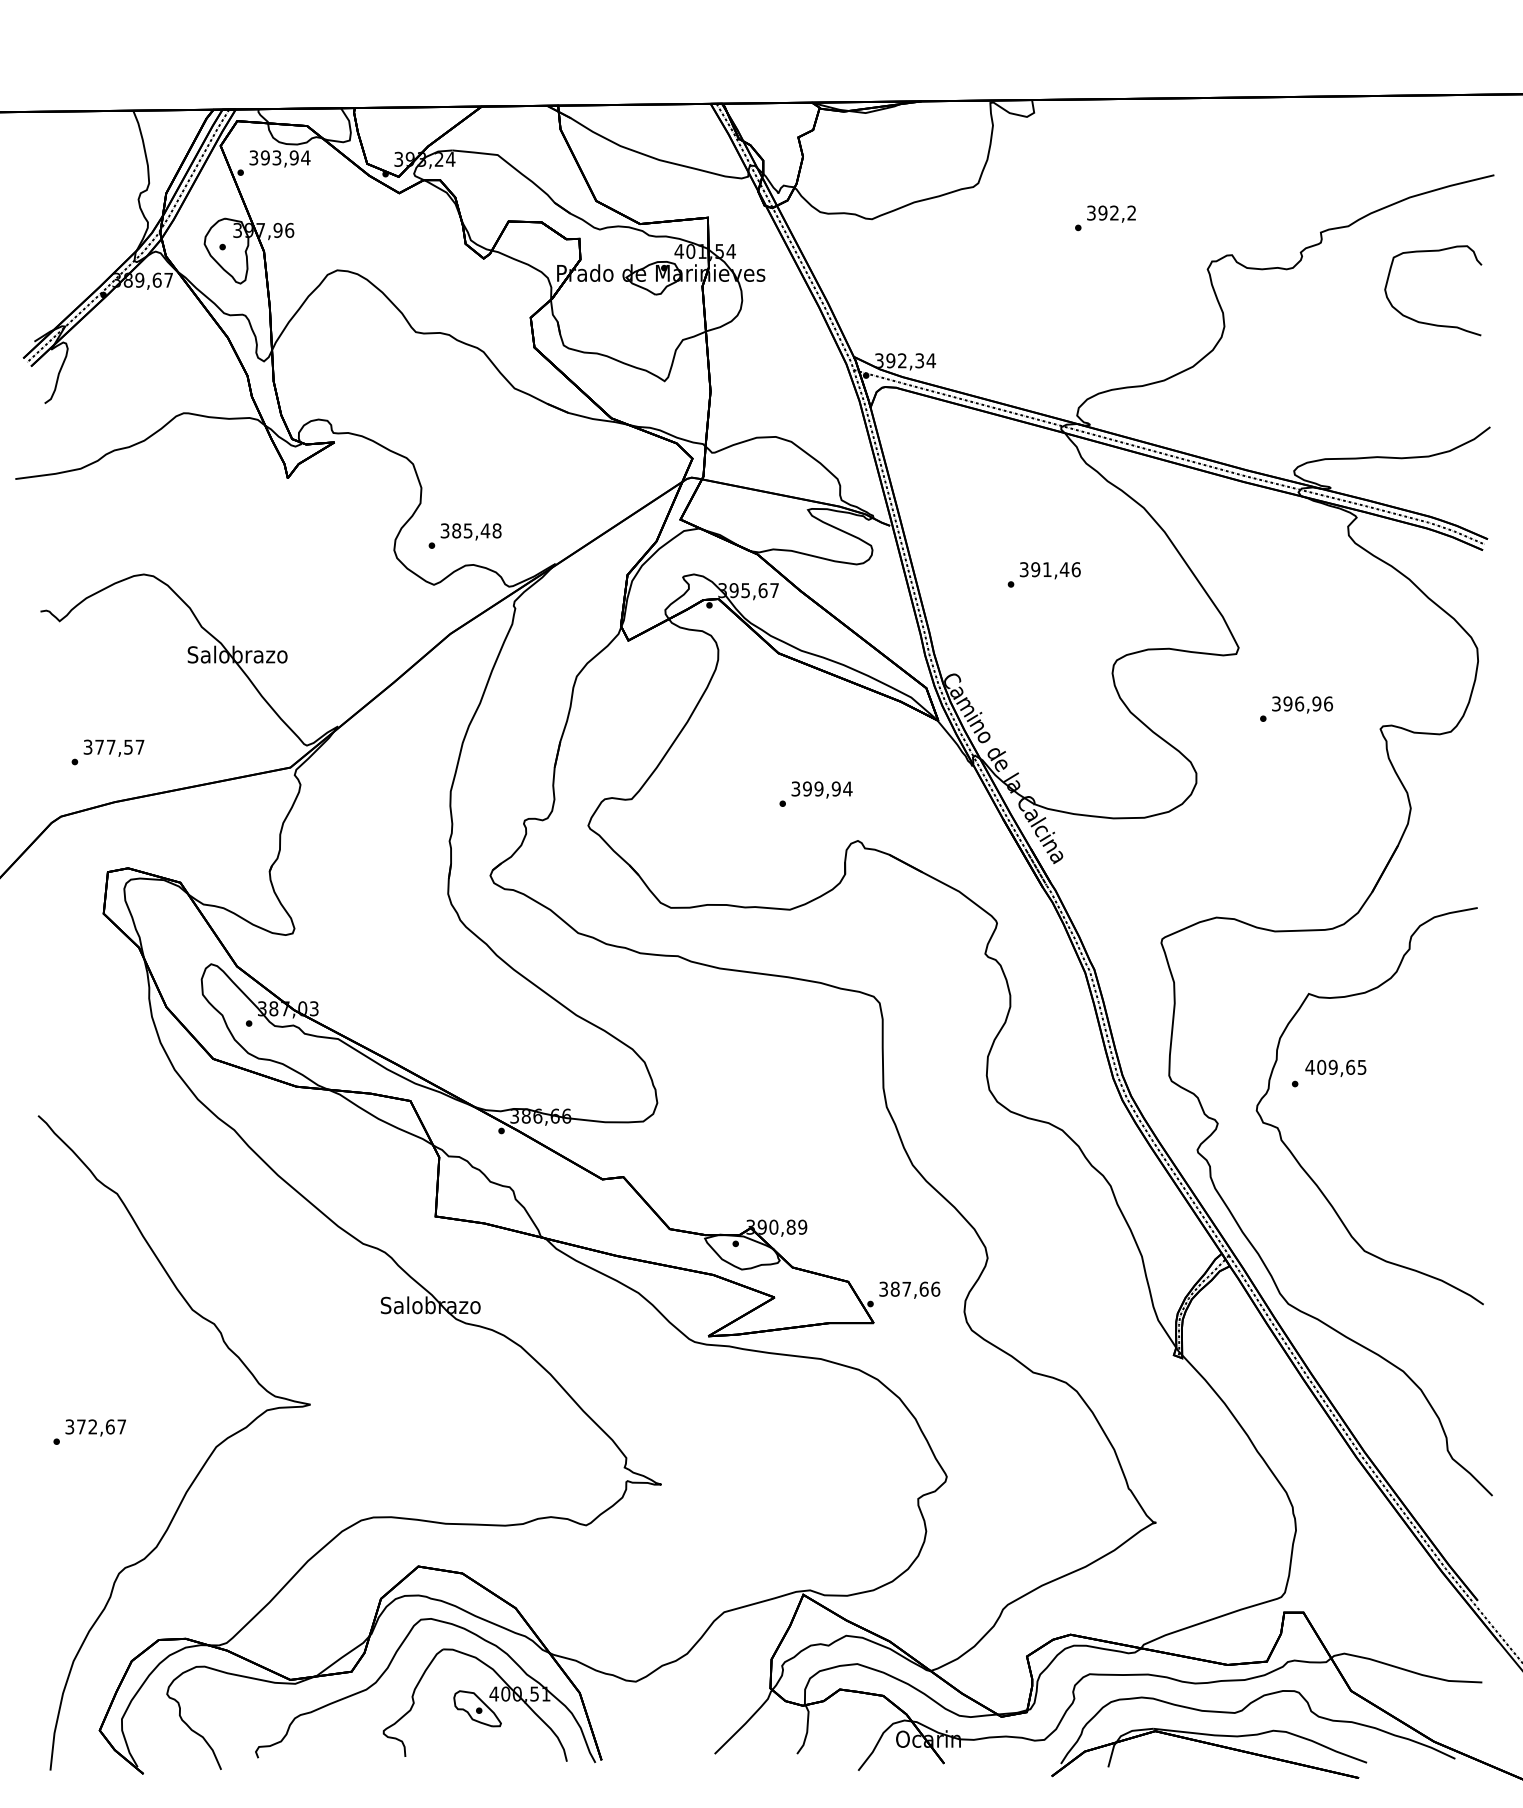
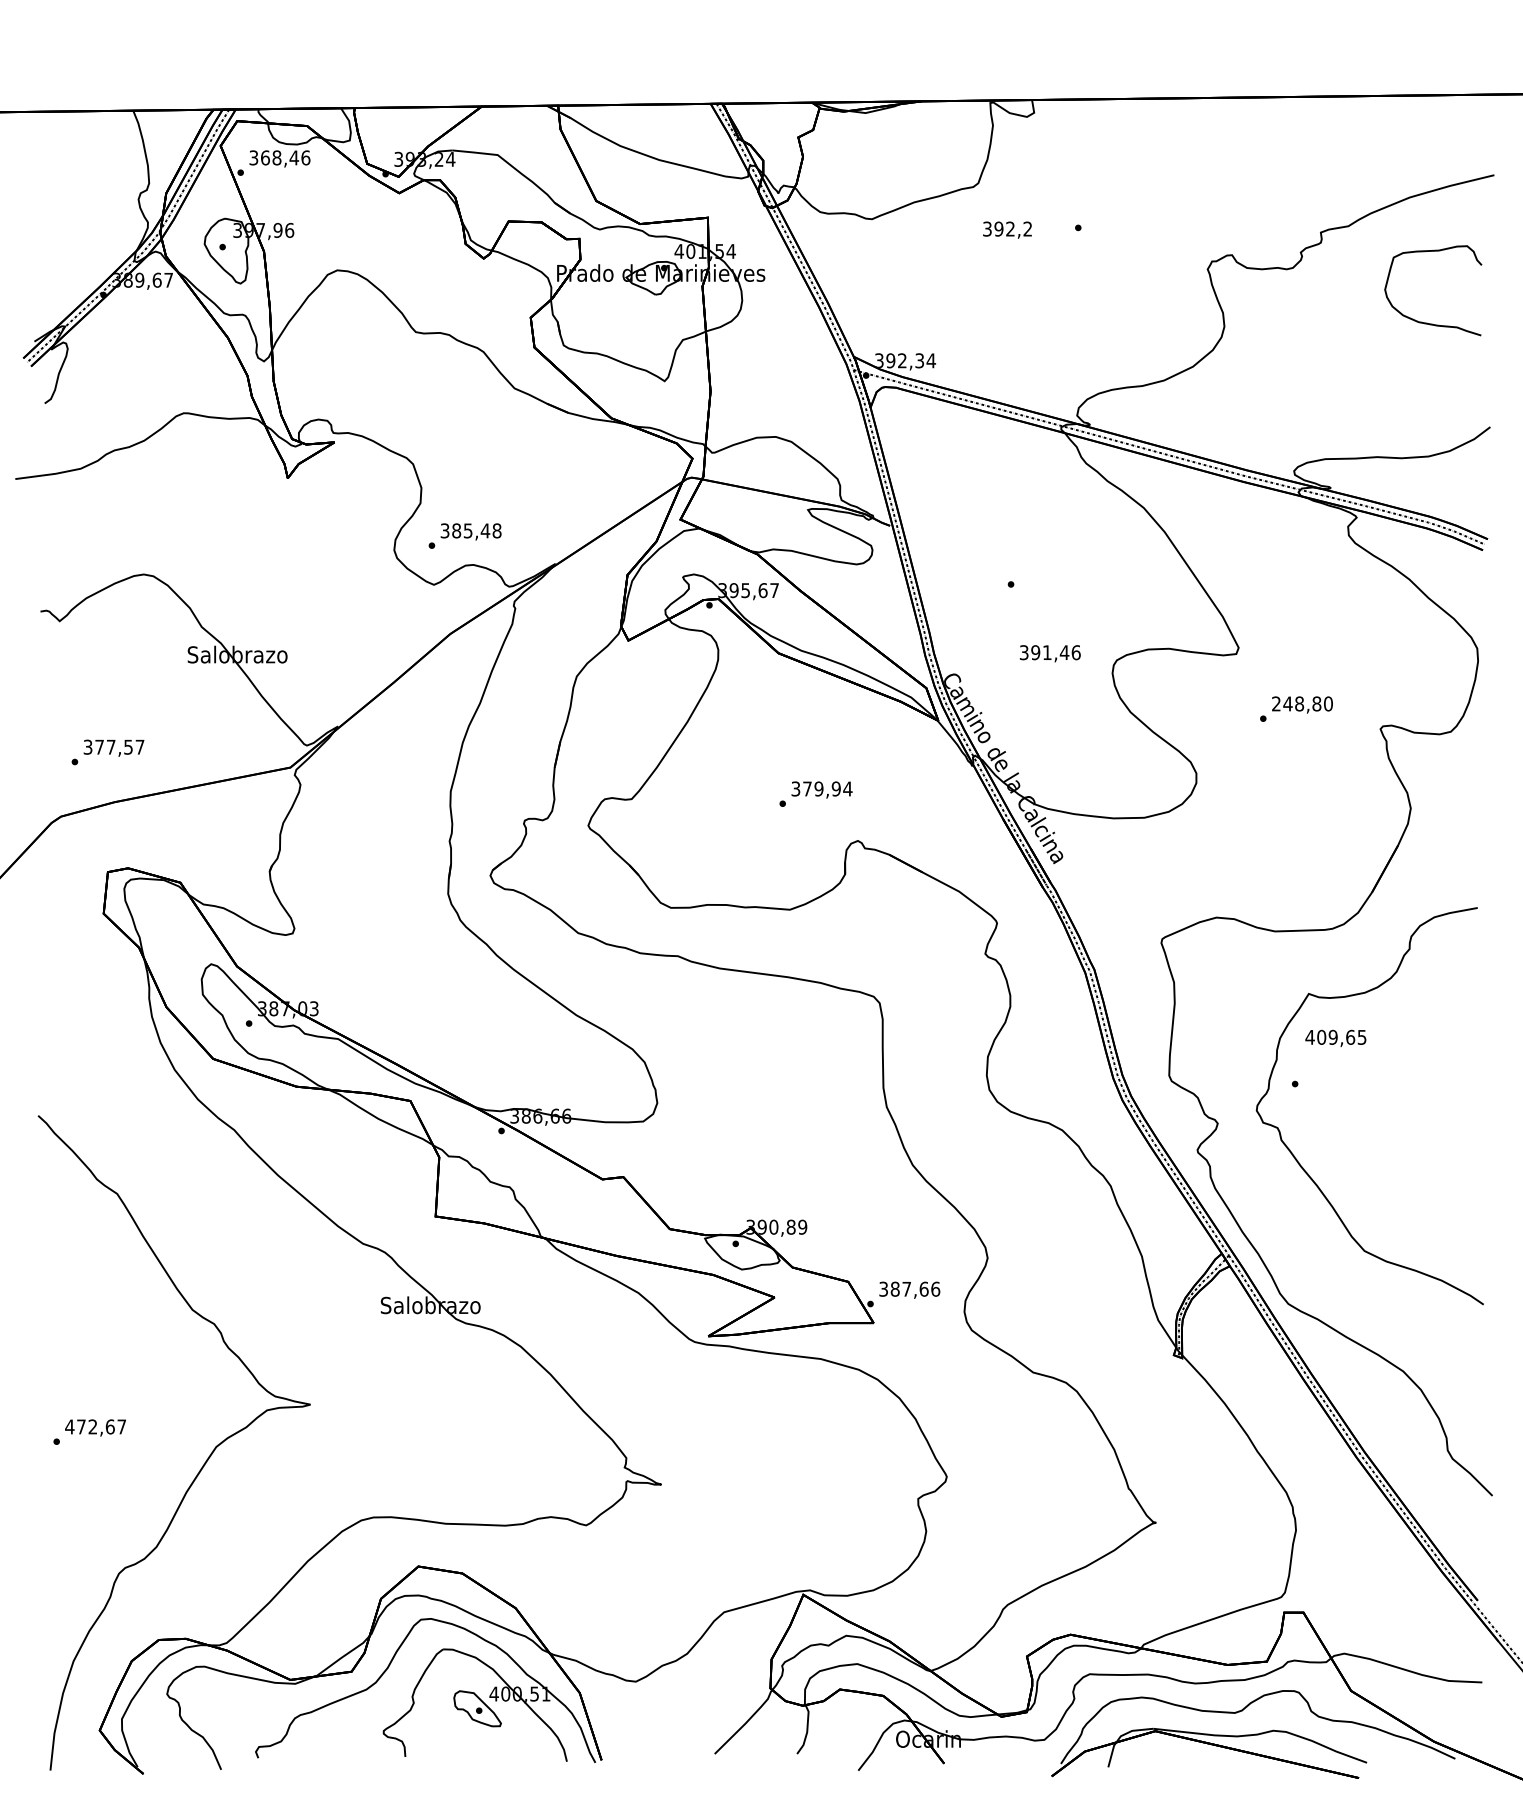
text: 393,94 -> 368,46 (285, 157)
text position: (1111, 213) -> (1007, 229) (1007, 229)
text position: (1049, 570) -> (1049, 653) (1049, 653)
text: 396,96 -> 248,80 (1302, 703)
text: 399,94 -> 379,94 (807, 788)
text position: (1335, 1067) -> (1335, 1037) (1335, 1037)
text: 372,67 -> 472,67 (69, 1426)
